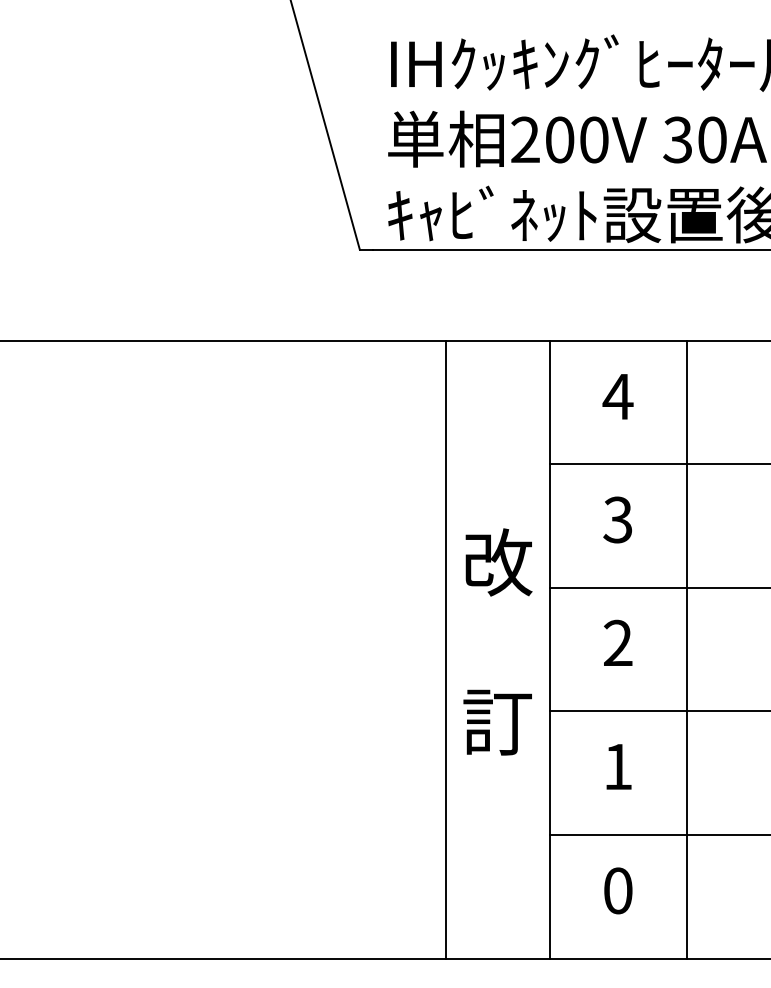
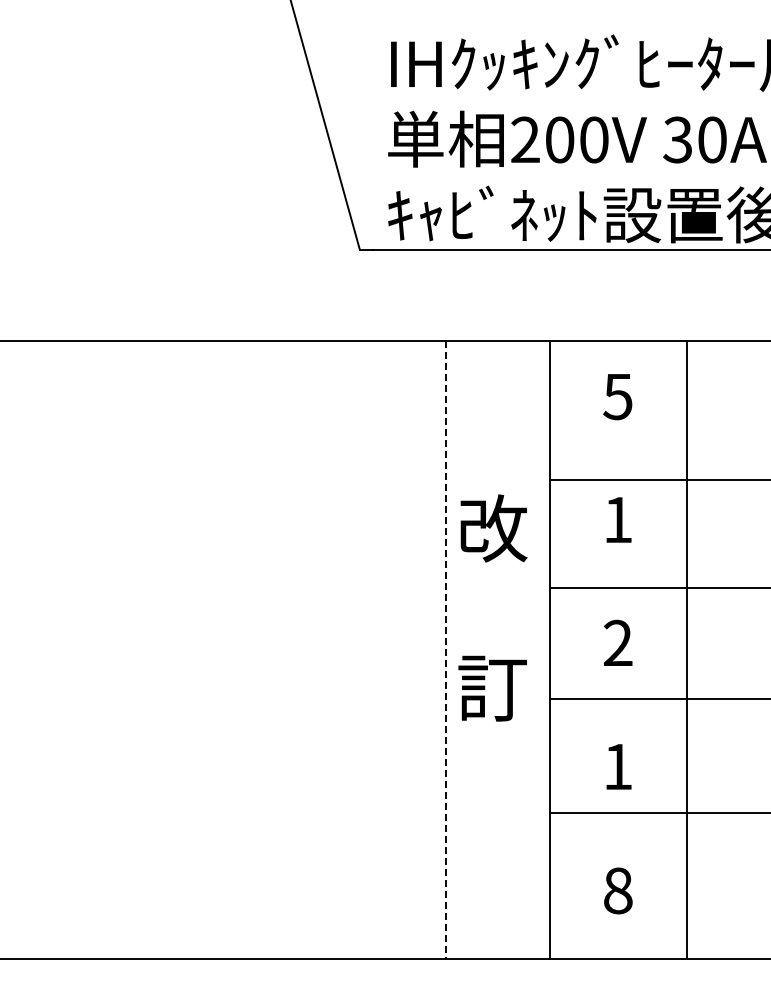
text: 4 -> 5 (617, 397)
line position: (658, 464) -> (658, 480) (658, 480)
text: 3 -> 1 (617, 519)
text position: (497, 641) -> (492, 607) (492, 607)
line: solid -> dashed (445, 649)
line position: (658, 710) -> (658, 698) (658, 698)
line position: (658, 834) -> (658, 812) (658, 812)
text: 0 -> 8 (618, 890)
